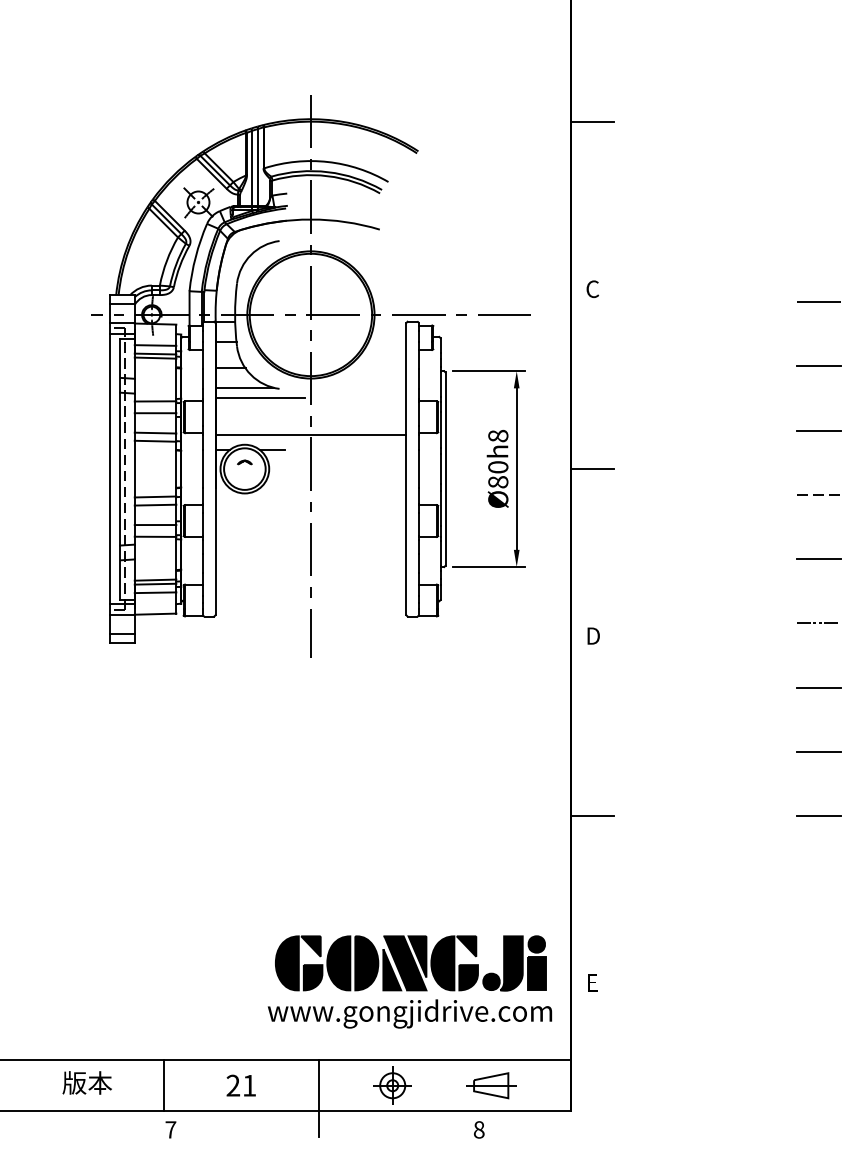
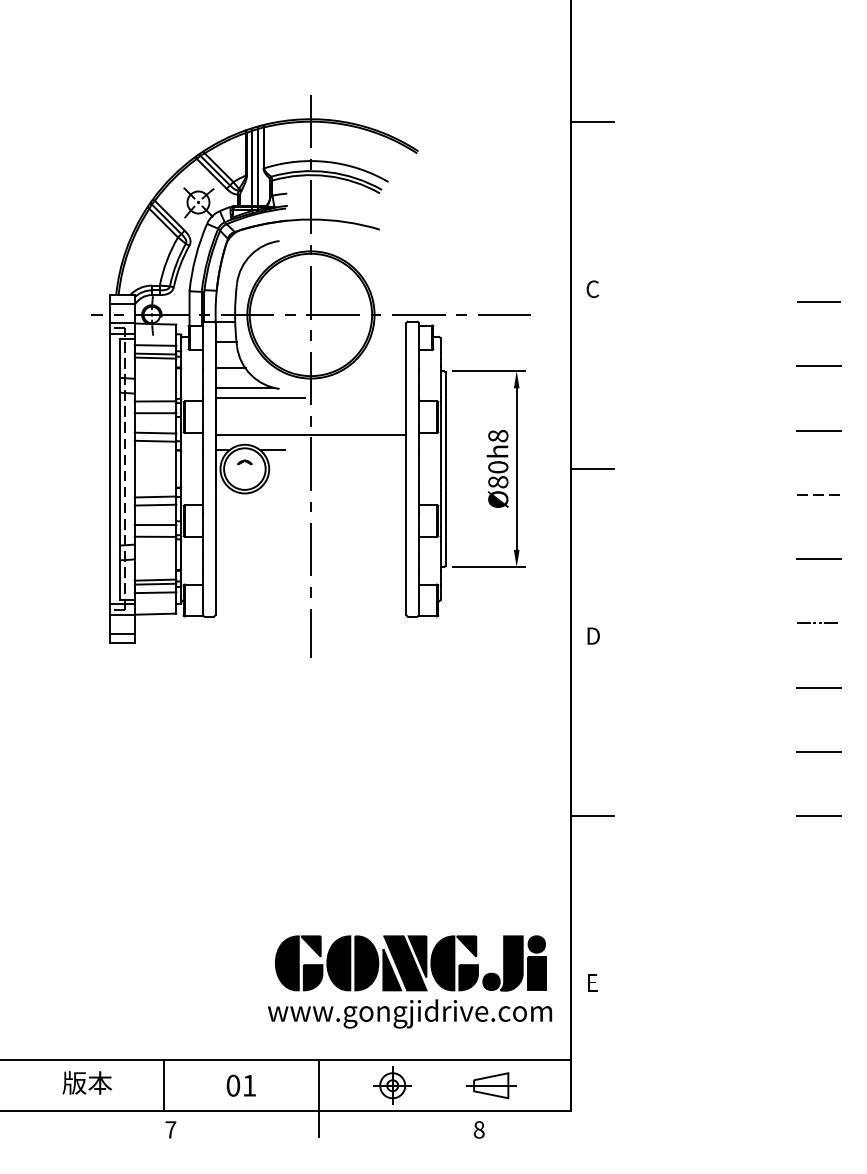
text: 21 -> 01 (233, 1085)
